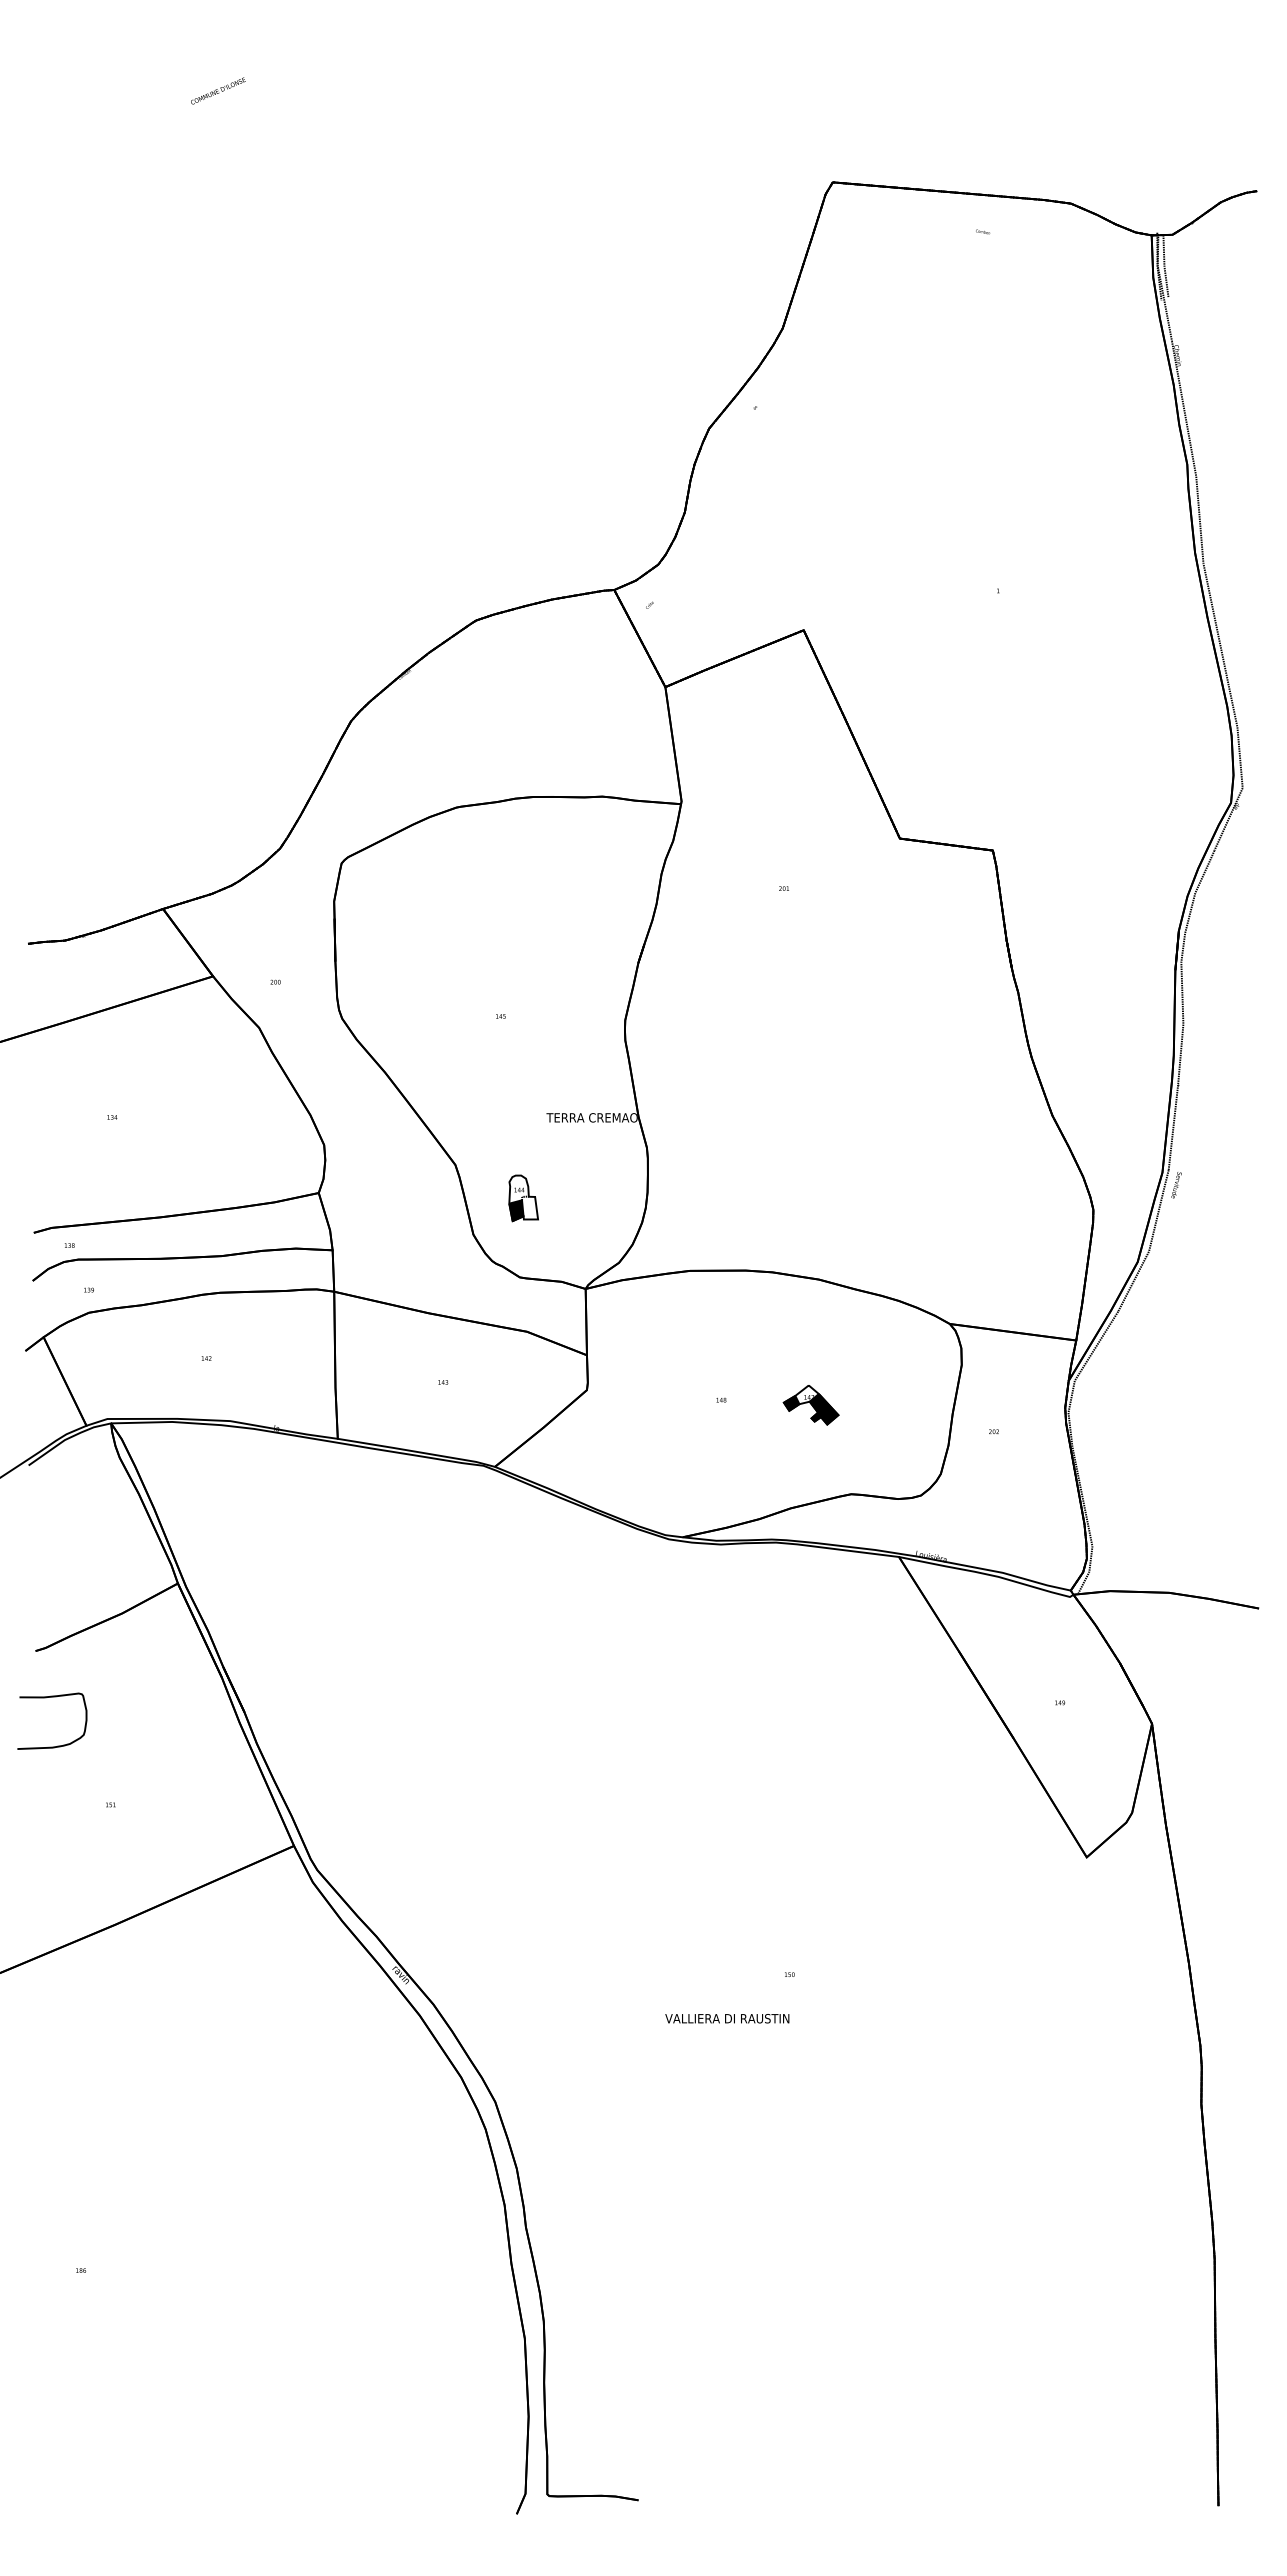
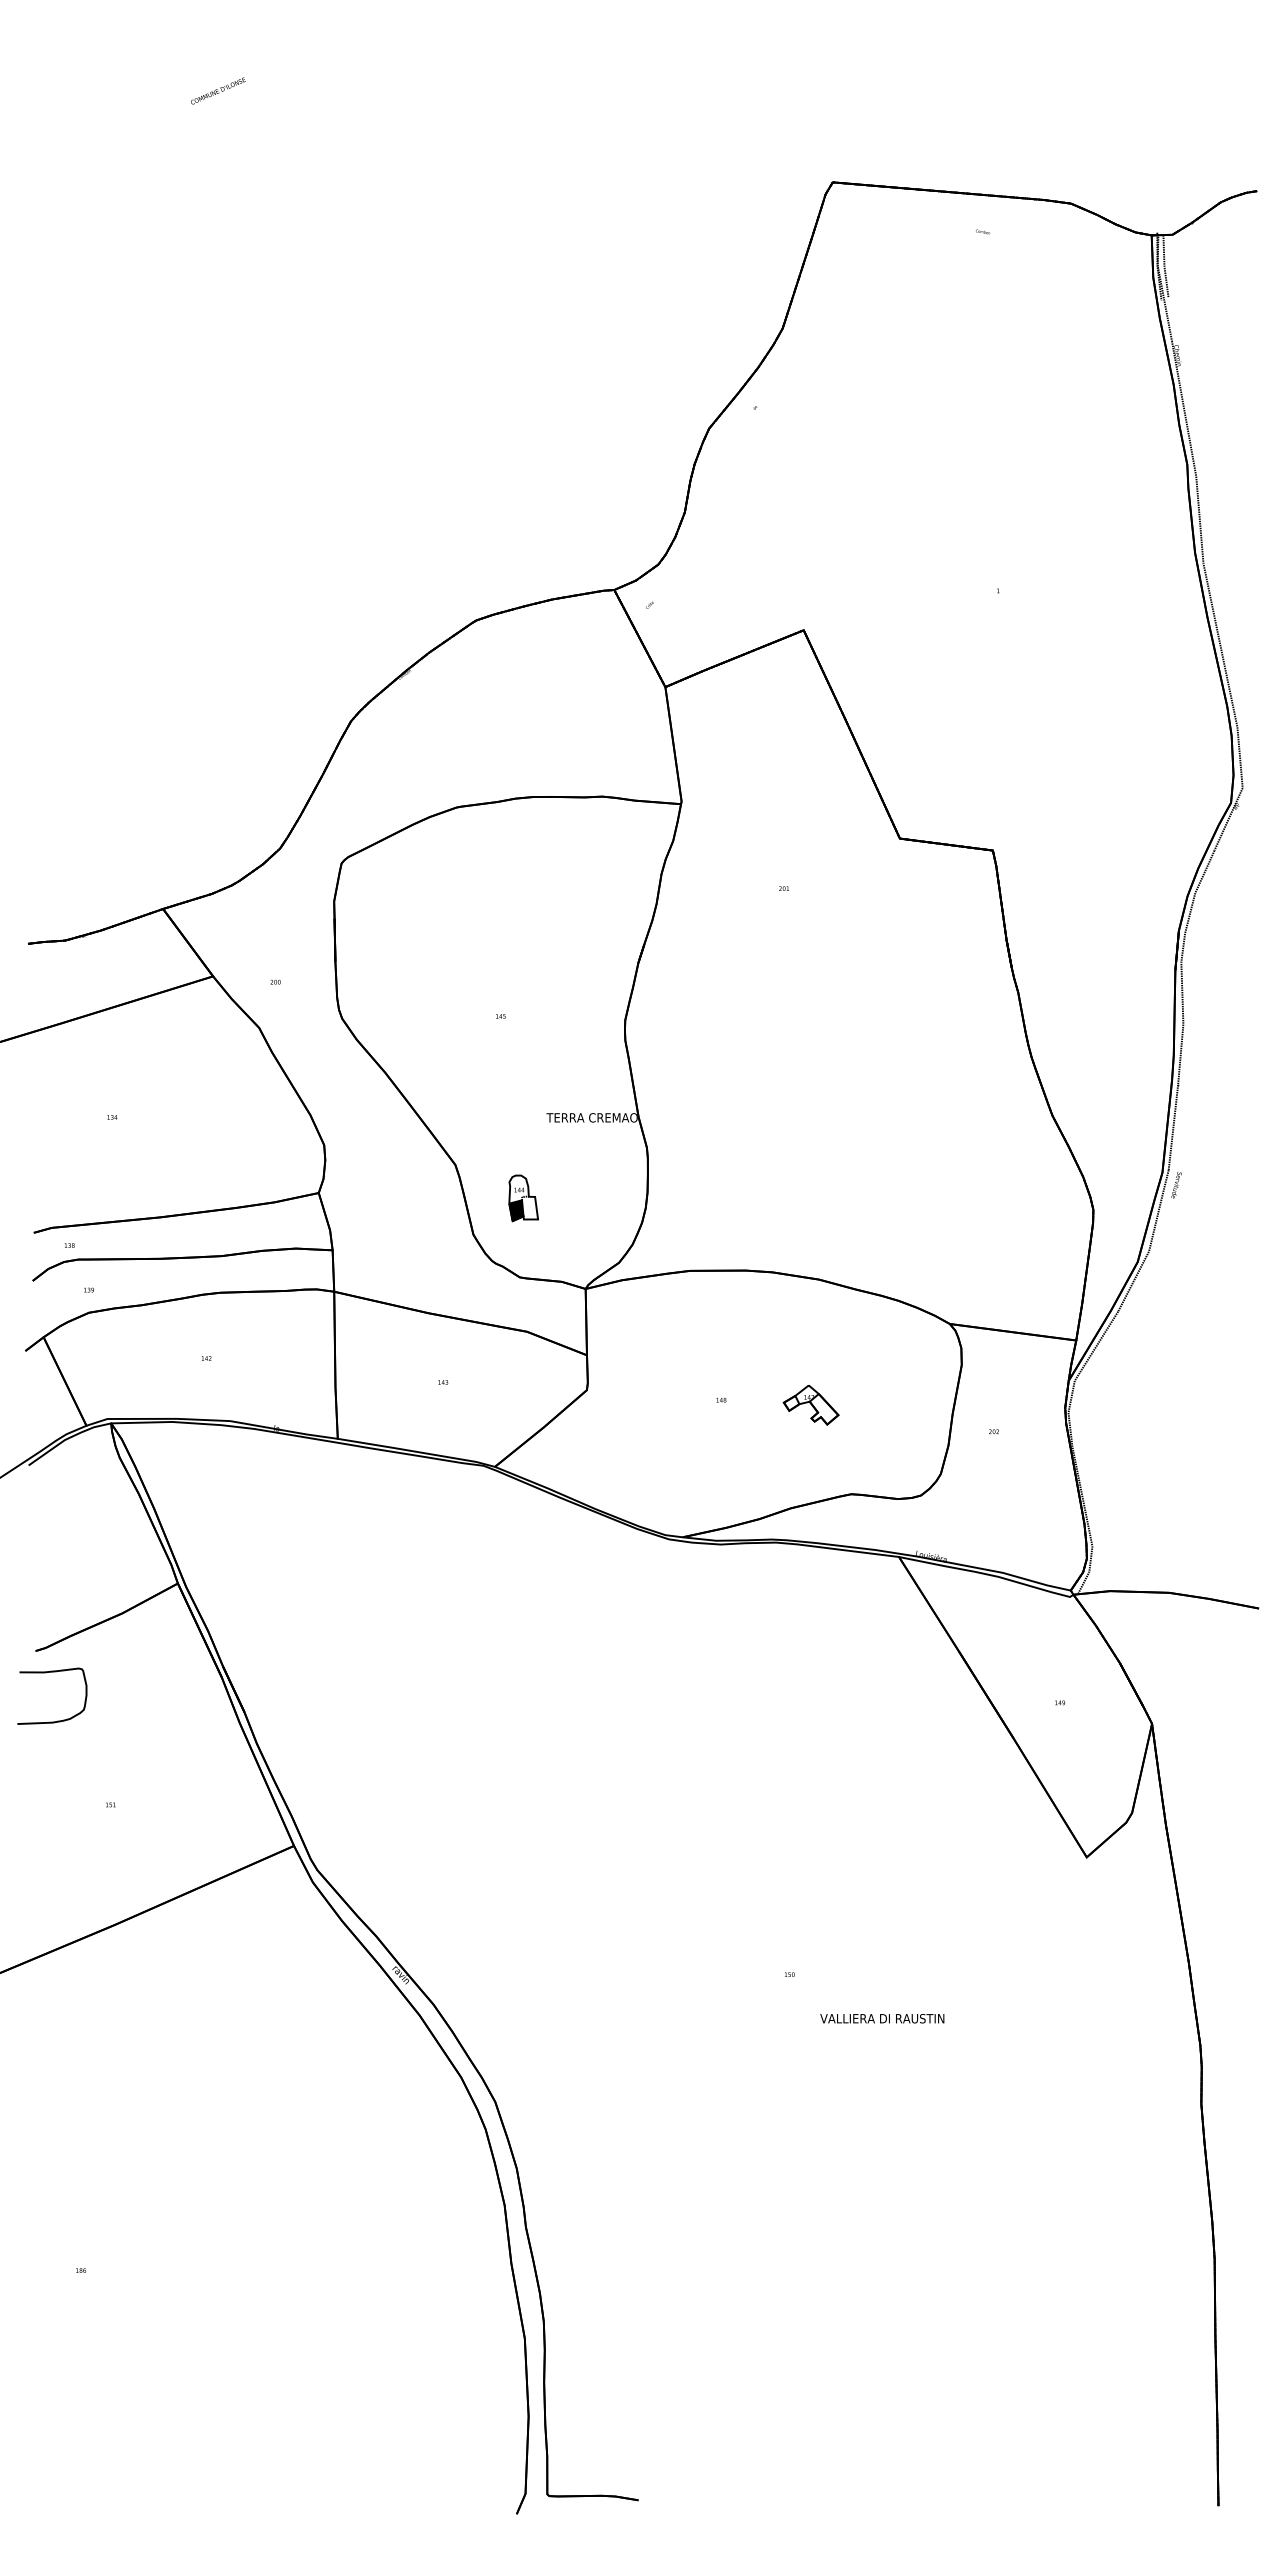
fill: present -> none (791, 1402)
fill: present -> none (823, 1409)
curve position: (46, 1698) -> (46, 1673) (46, 1673)
text position: (727, 2018) -> (882, 2018) (882, 2018)
